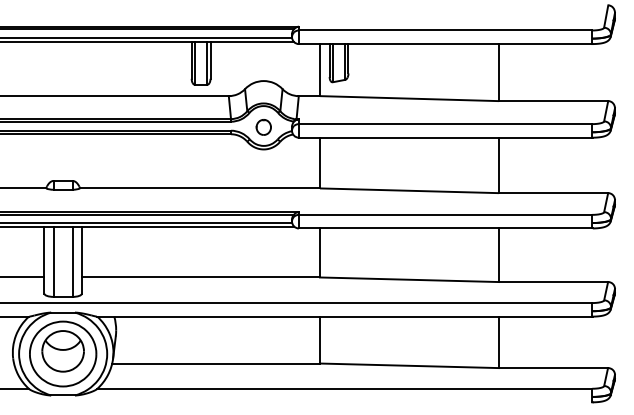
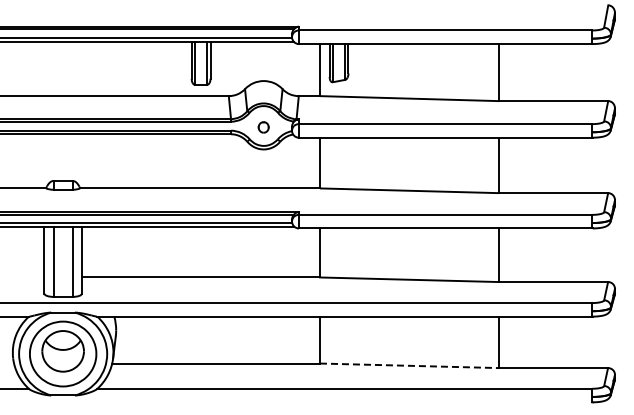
part size: 17x17 px -> 13x13 px (263, 127)
line: present -> none (23, 277)
line: solid -> dashed (409, 365)
